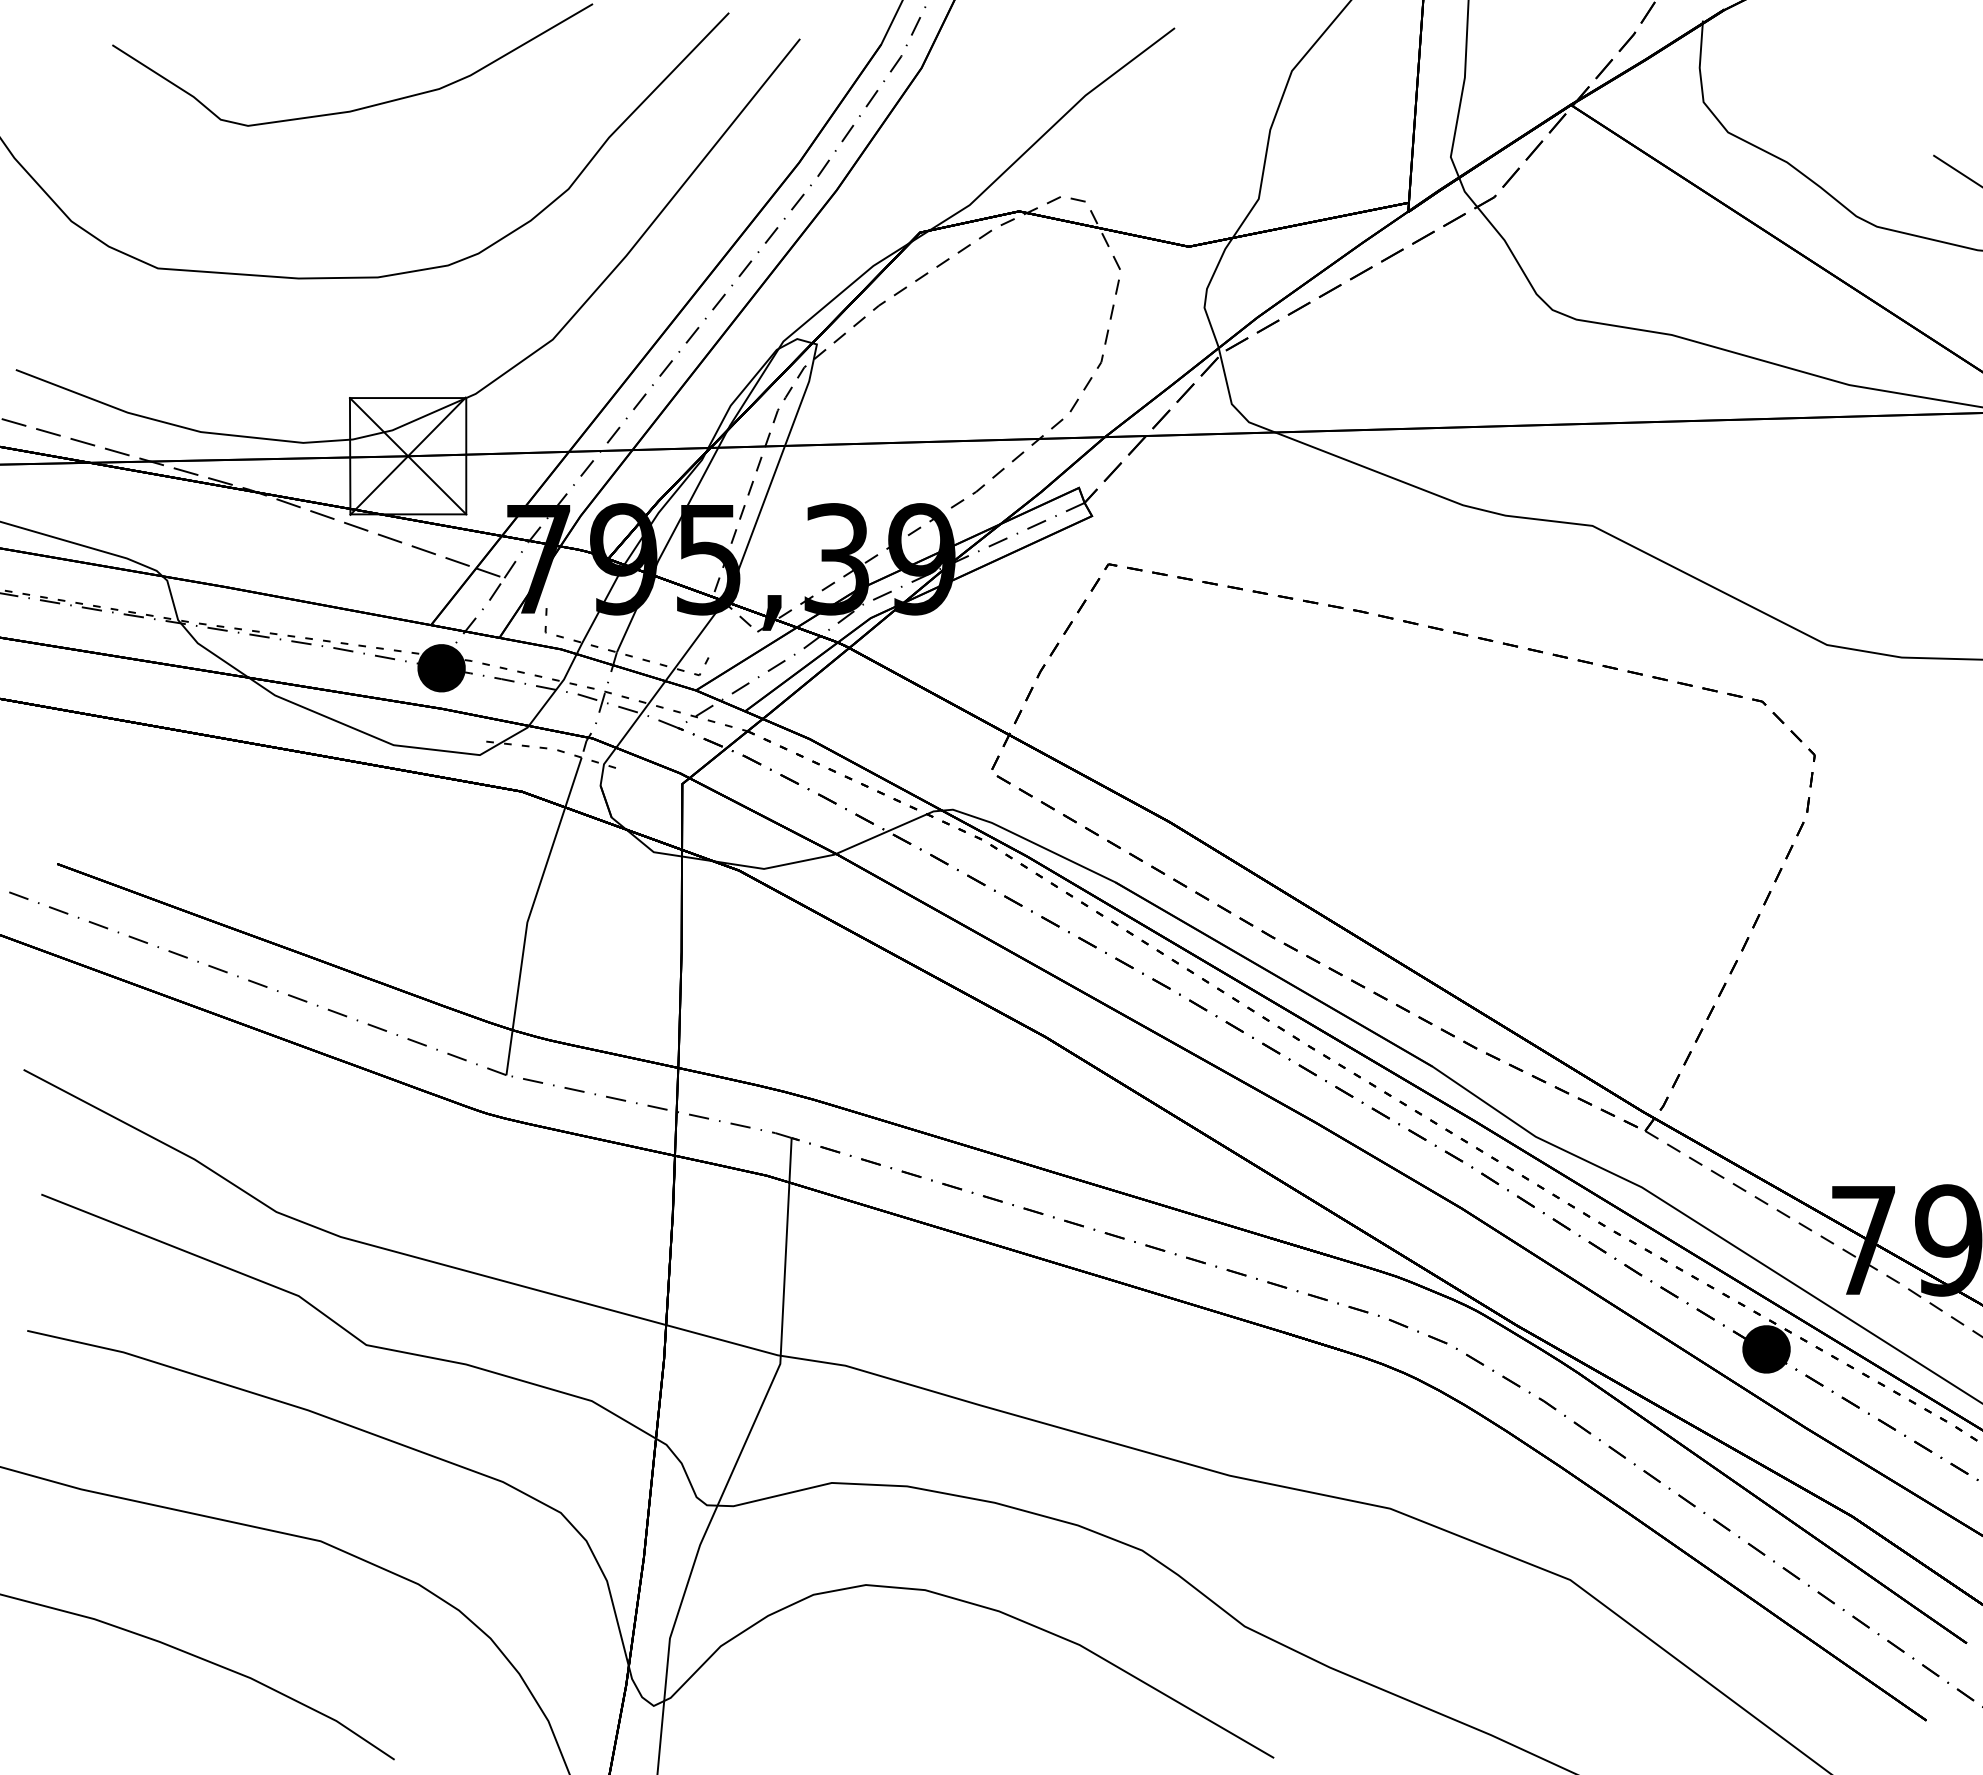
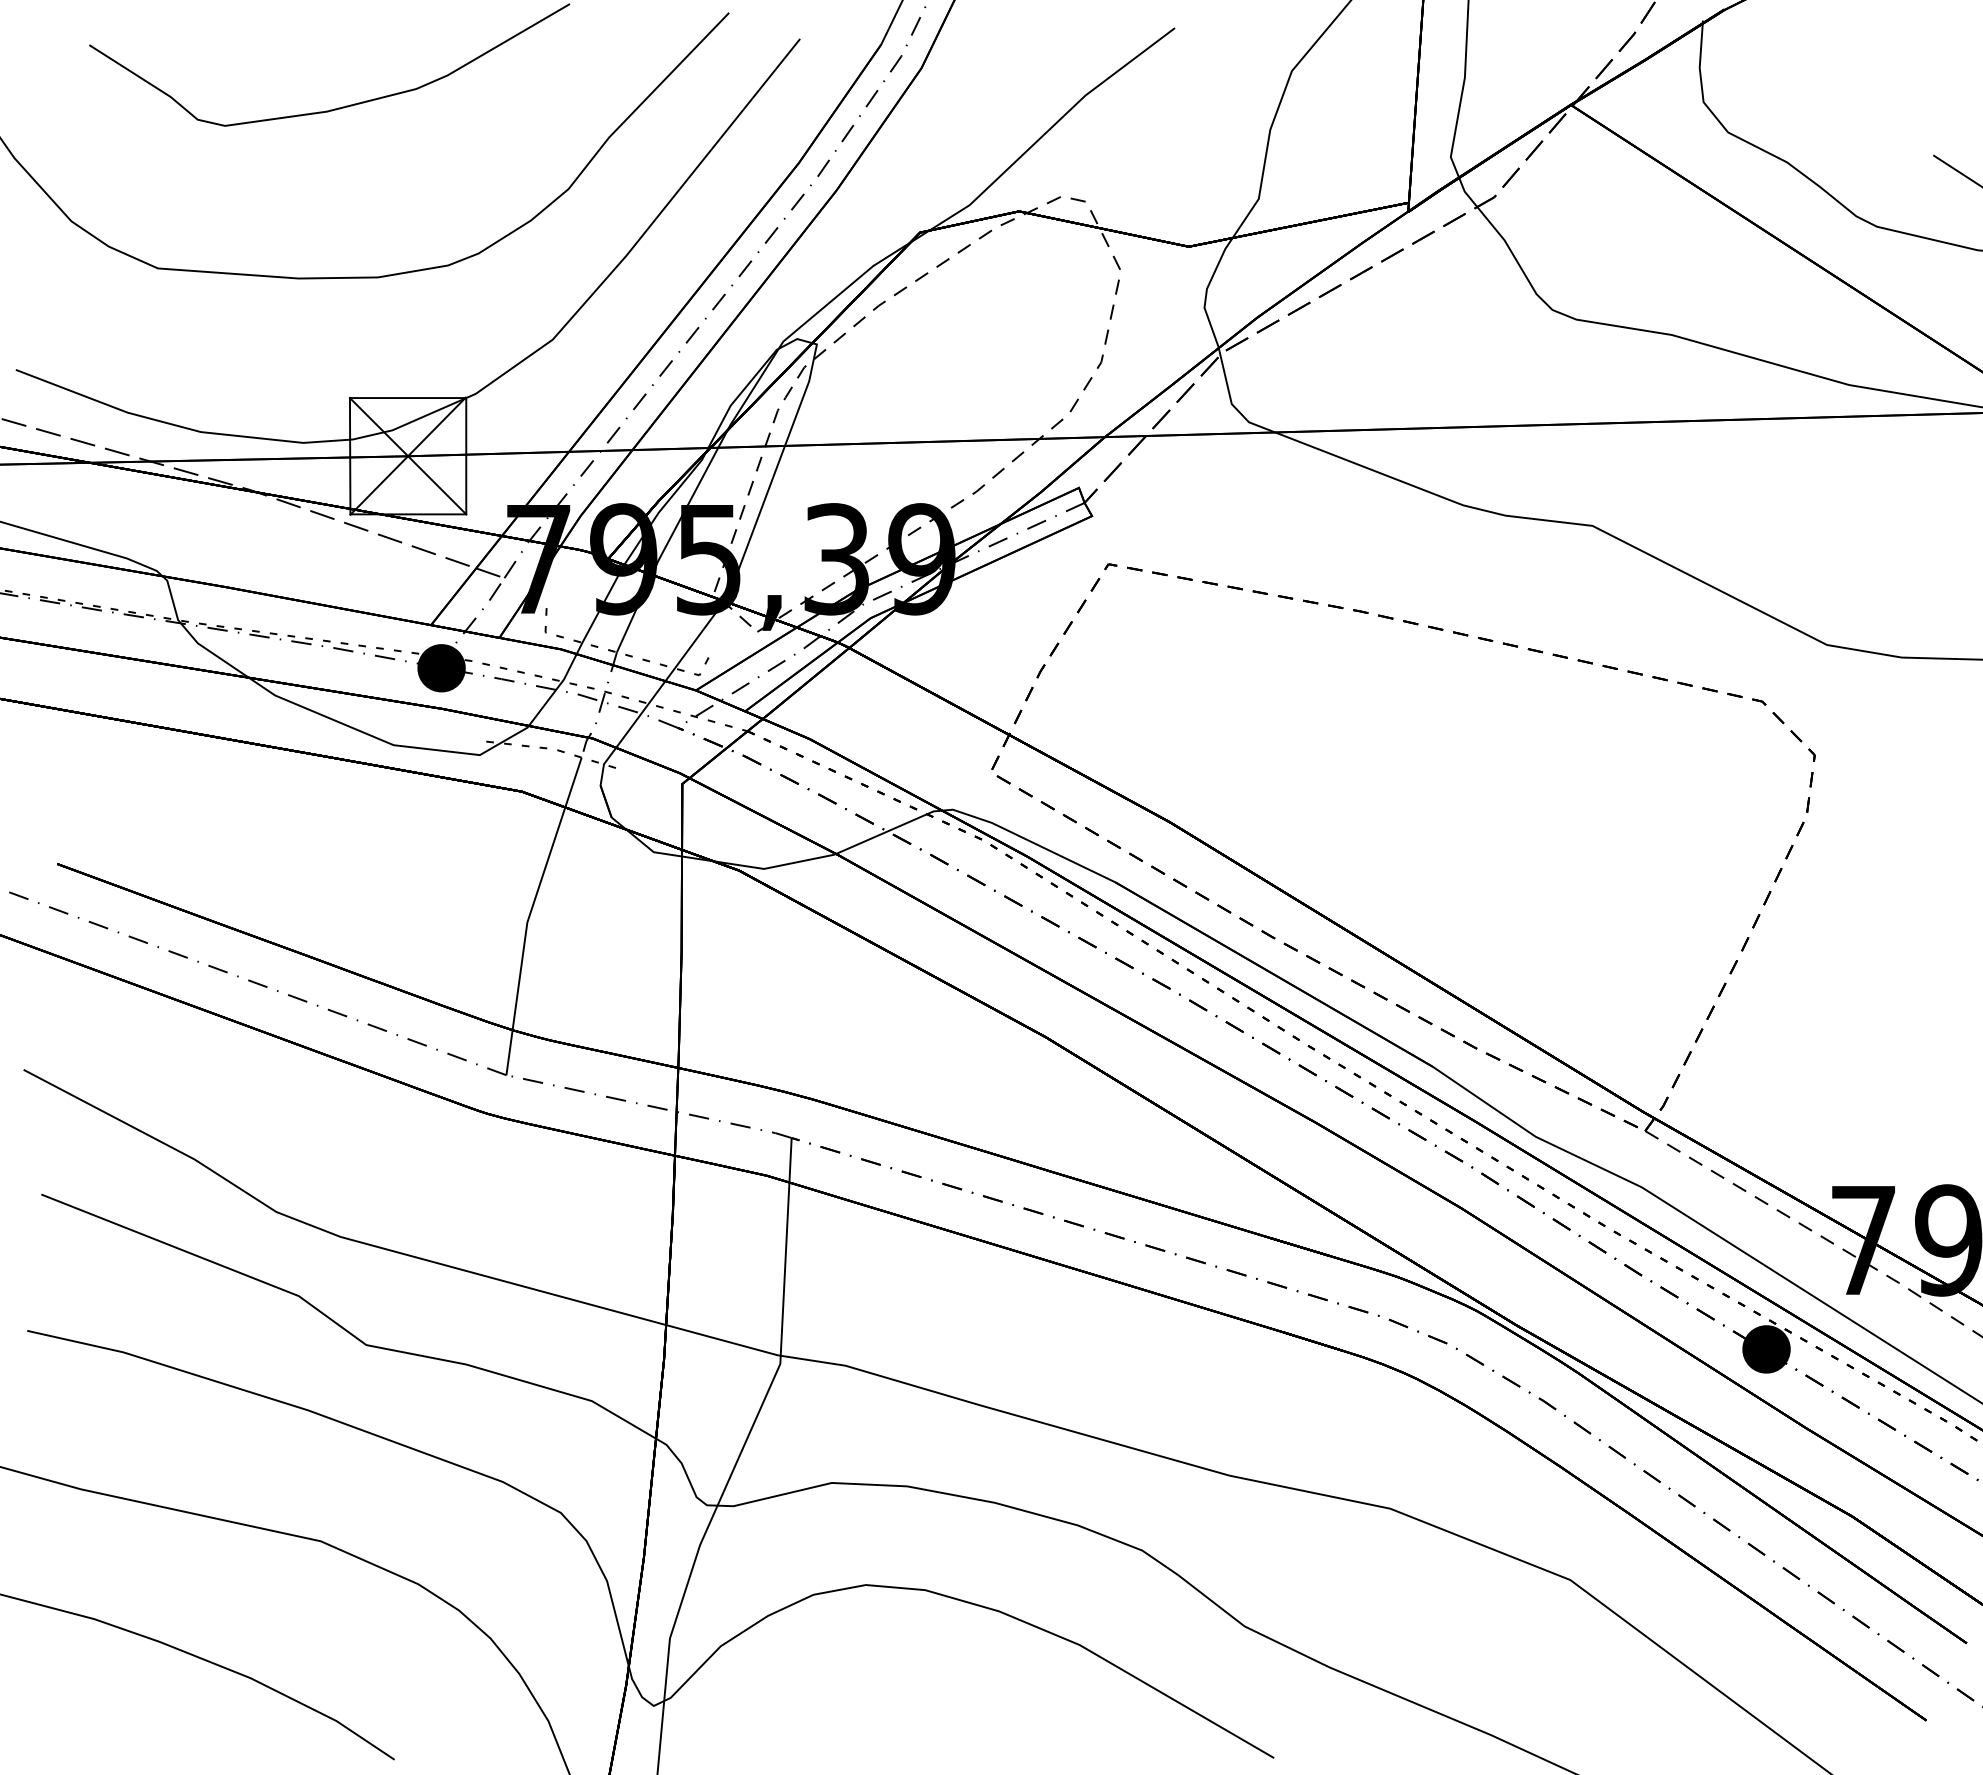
curve position: (361, 107) -> (338, 107) (338, 107)
